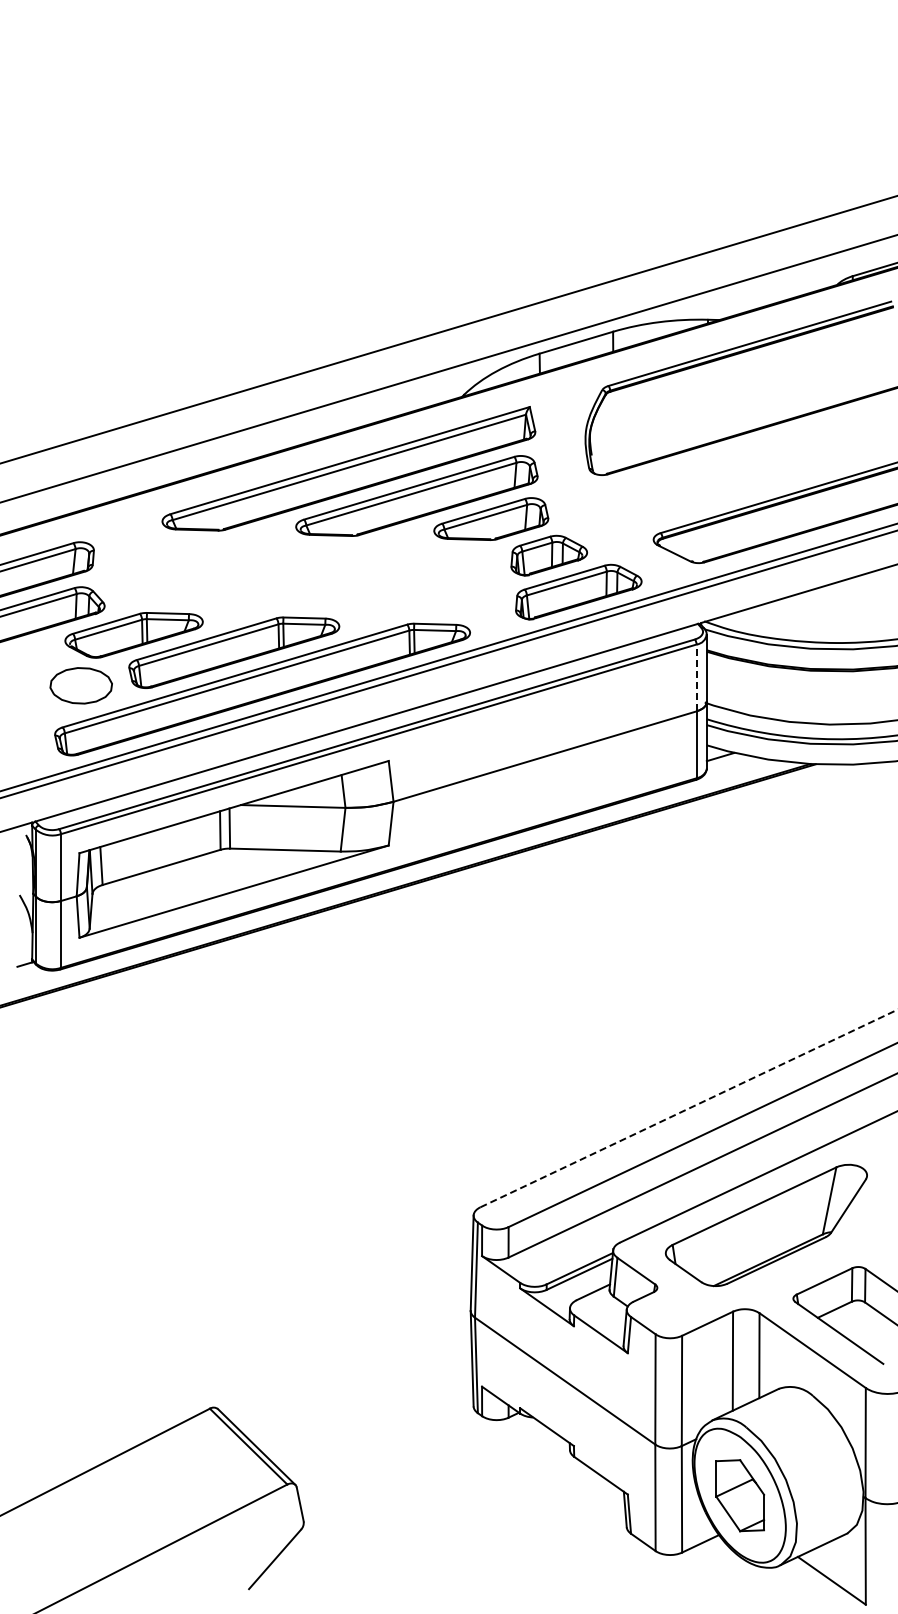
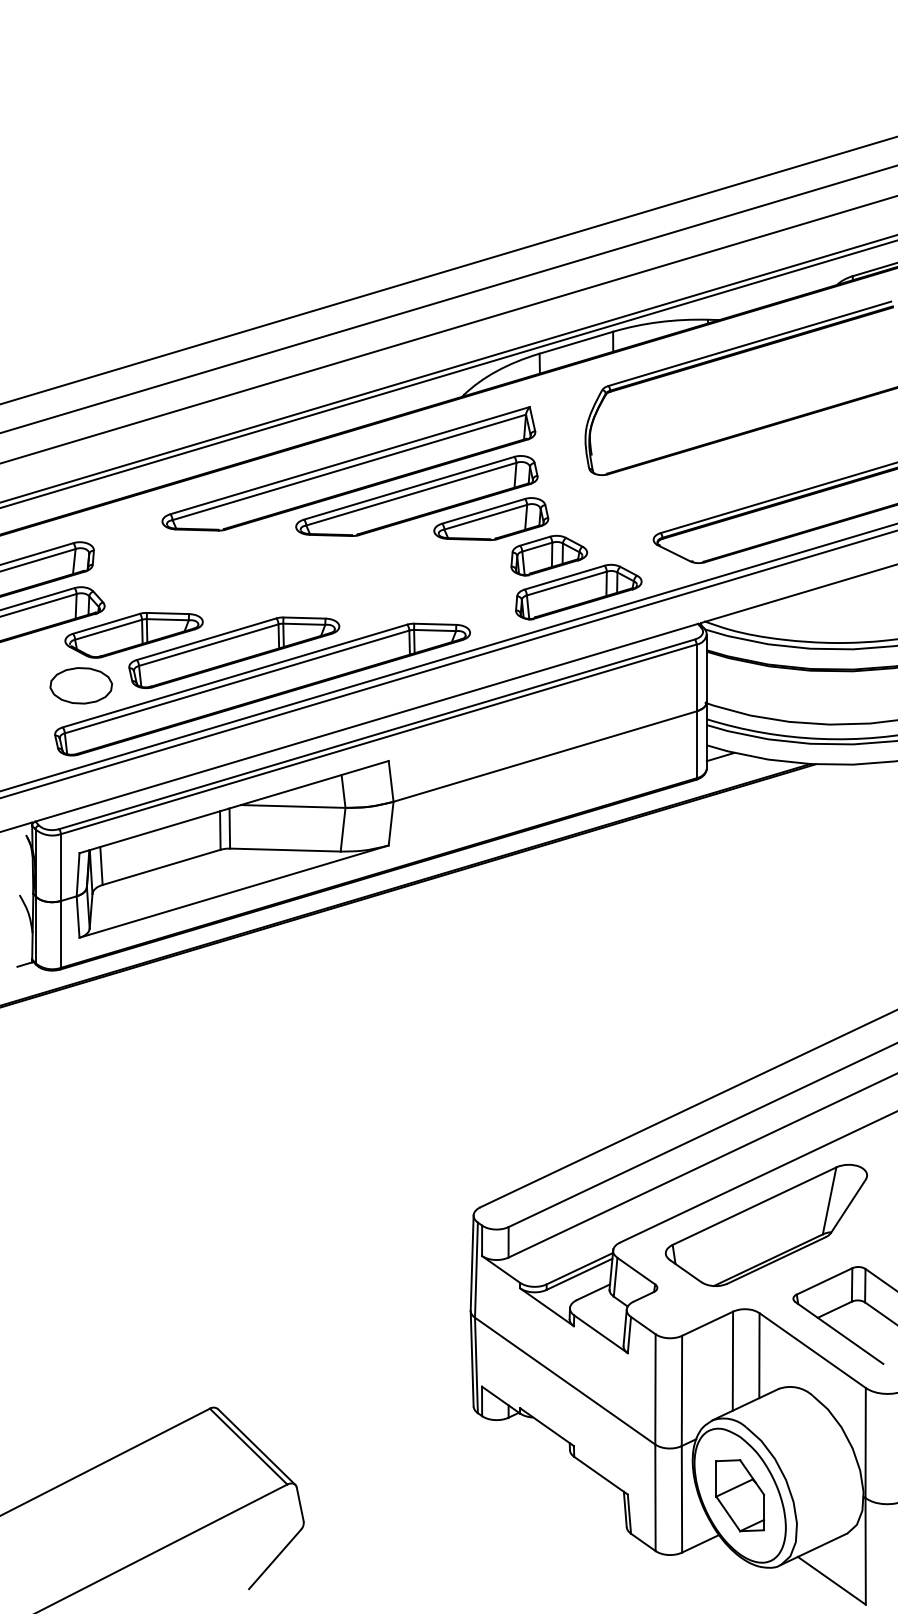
line: none -> present (448, 270)
line: none -> present (448, 299)
line: none -> present (448, 374)
line: dashed -> solid (696, 677)
line: dashed -> solid (689, 1108)
